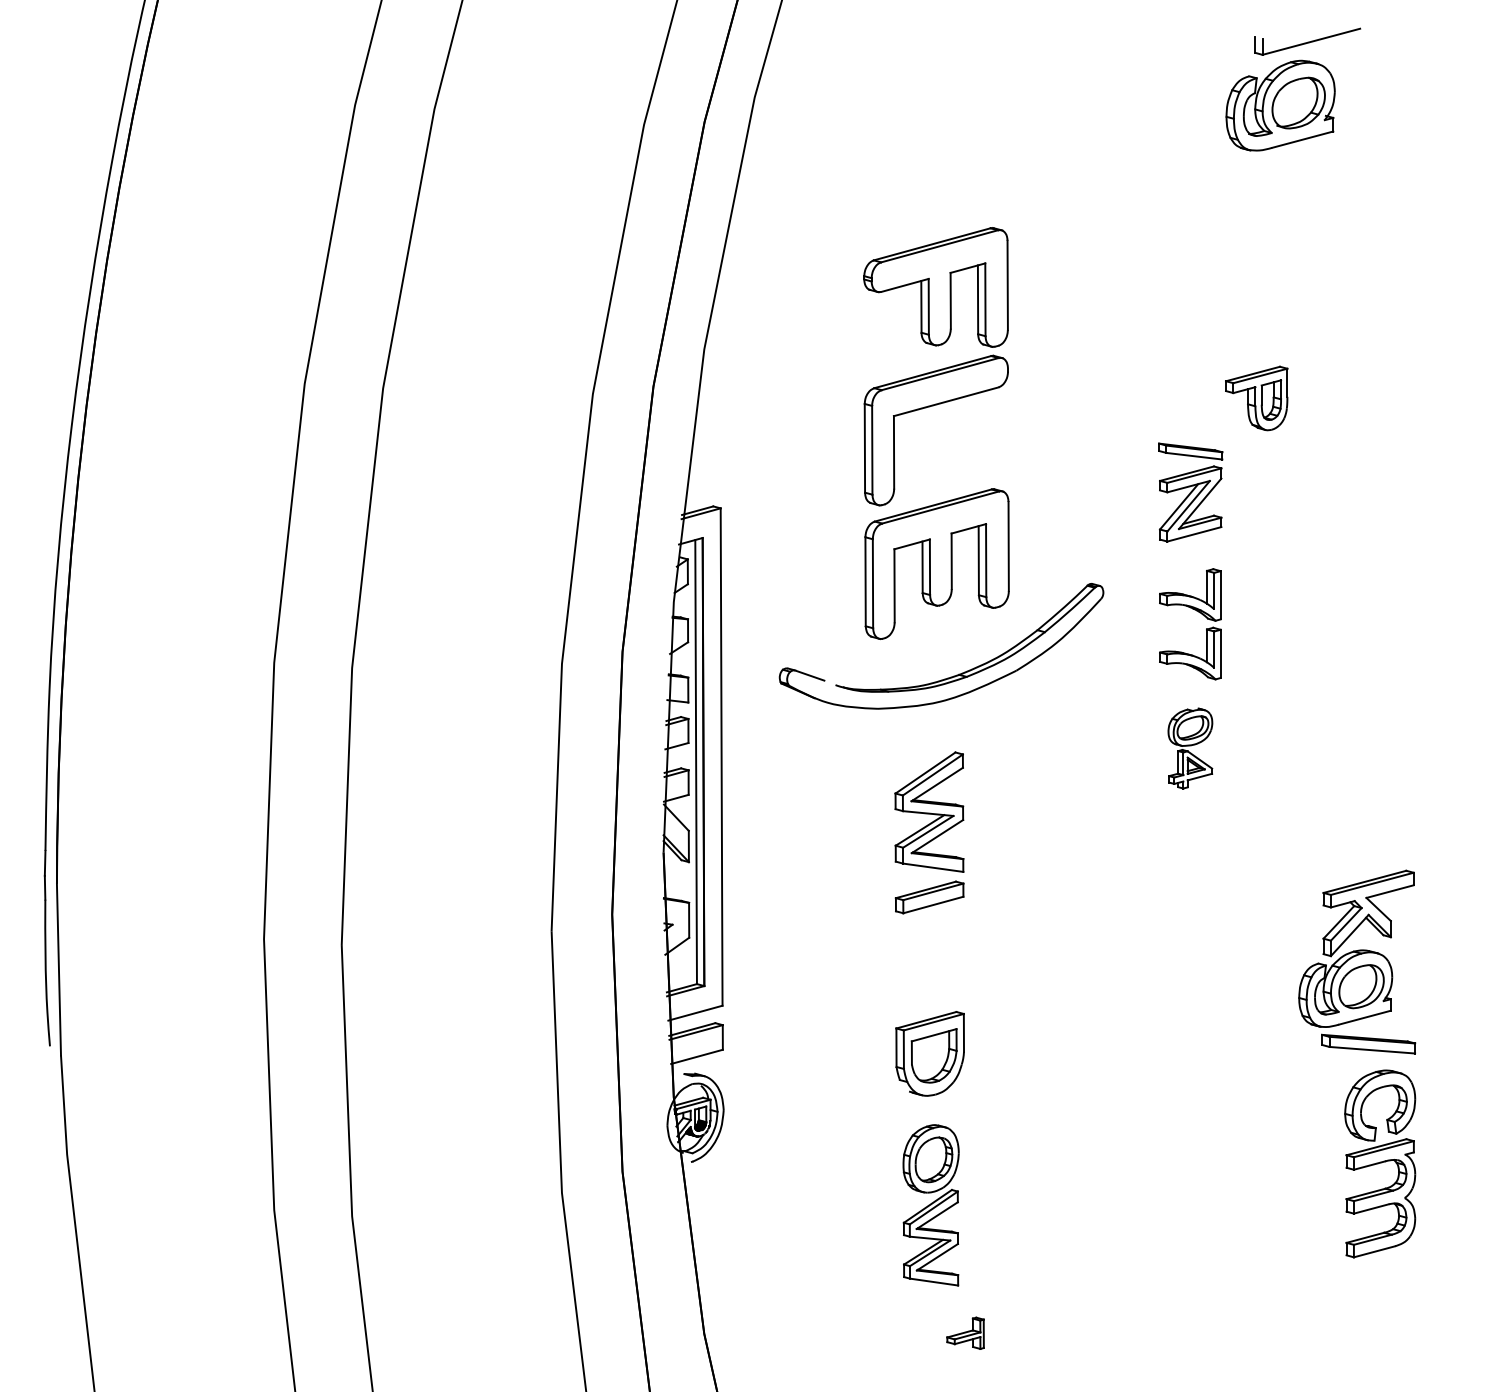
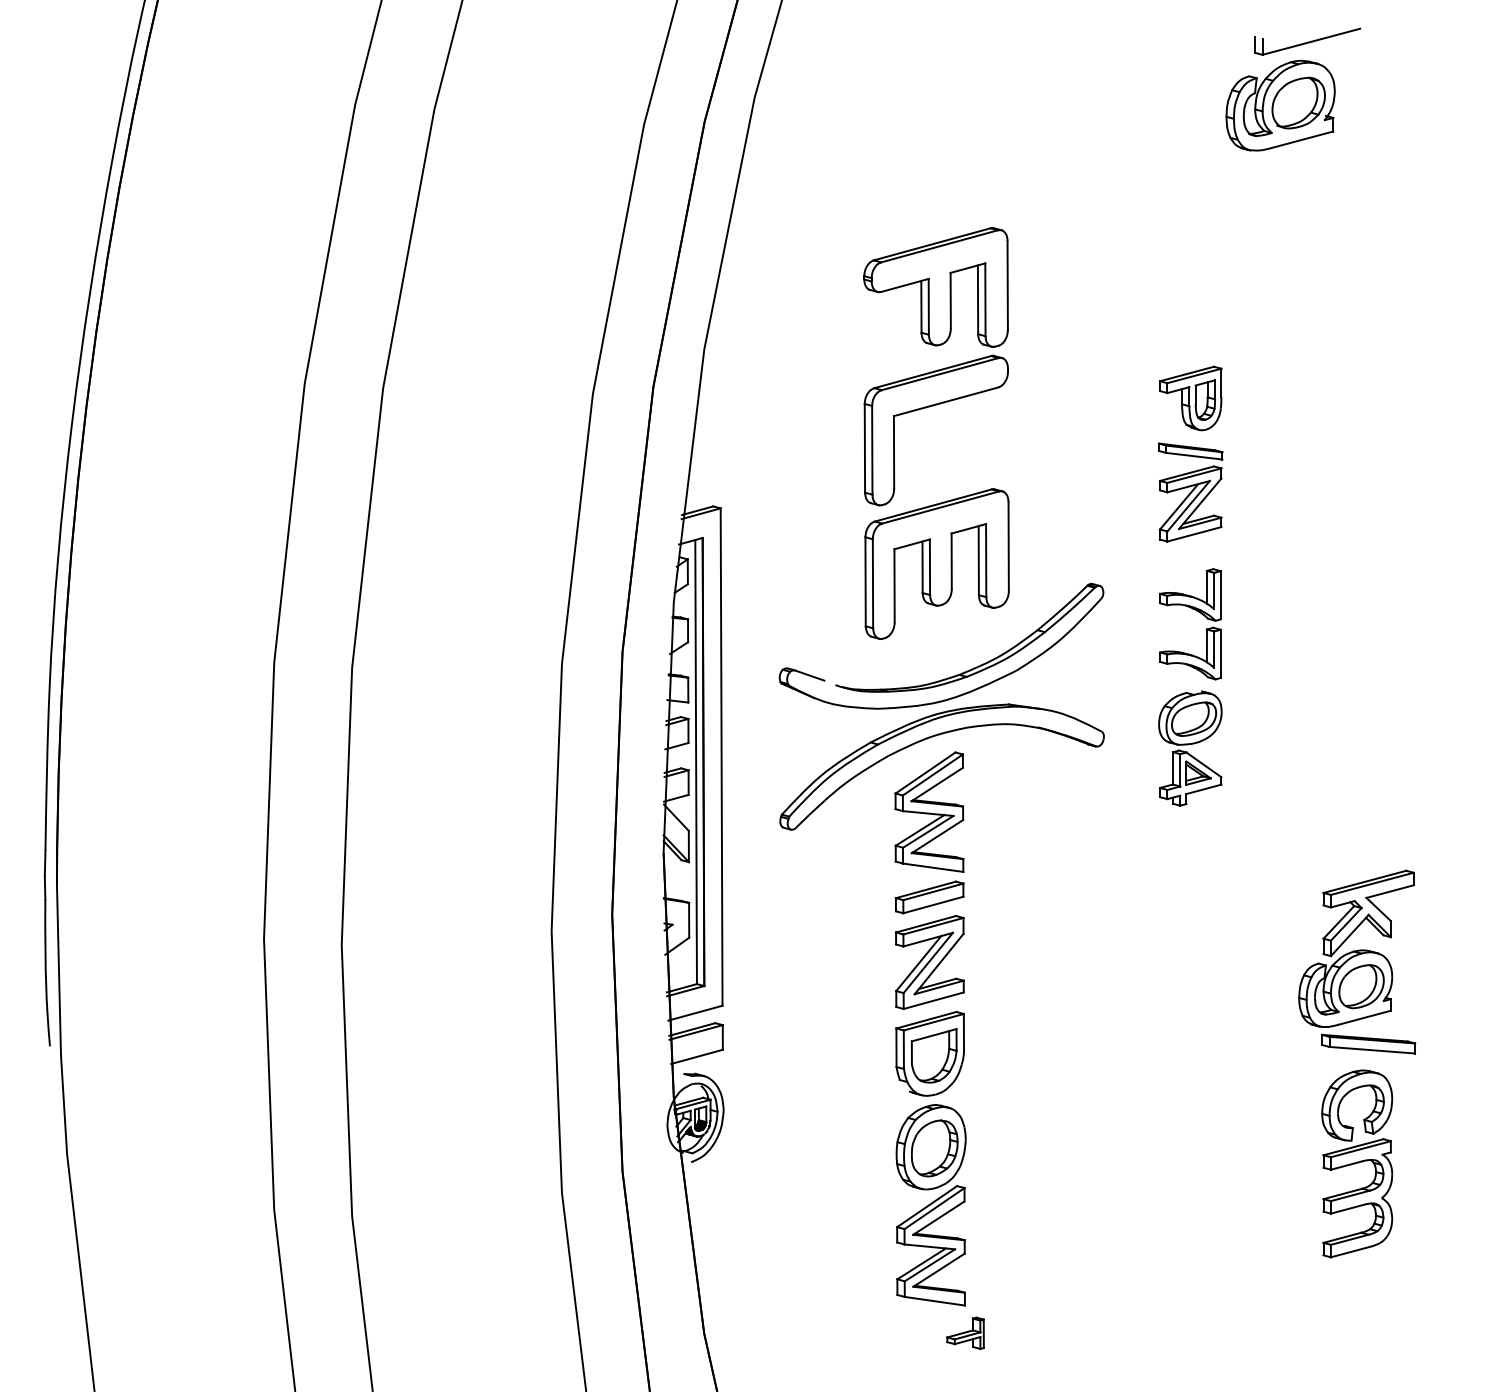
part position: (1256, 398) -> (1190, 398) (1190, 398)
part: none -> present (933, 737)
part size: 47x83 px -> 65x117 px (1190, 748)
part: none -> present (929, 962)
part position: (1380, 1163) -> (1357, 1163) (1357, 1163)
part size: 58x163 px -> 72x203 px (930, 1205)
